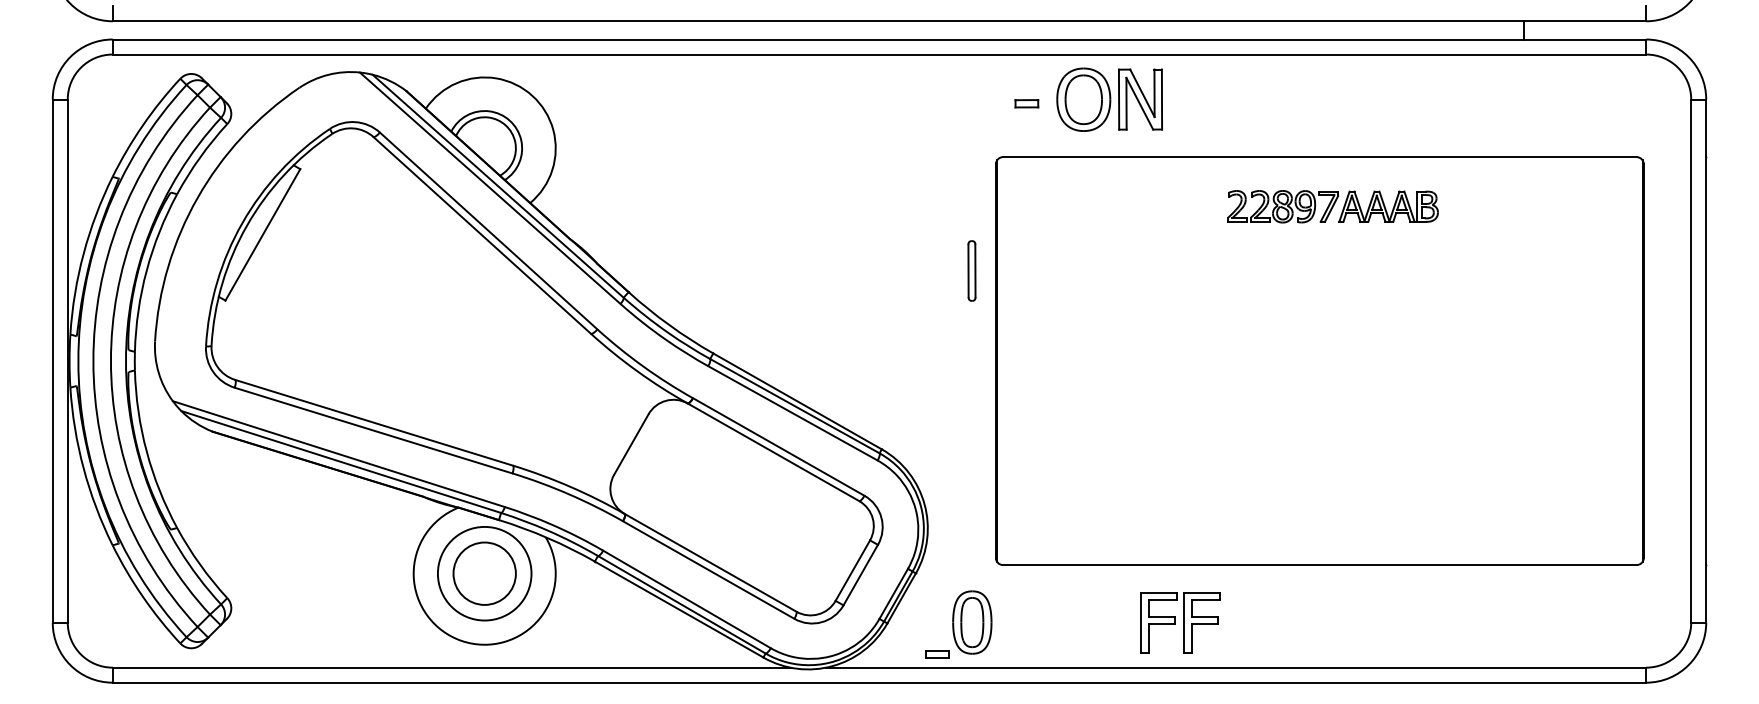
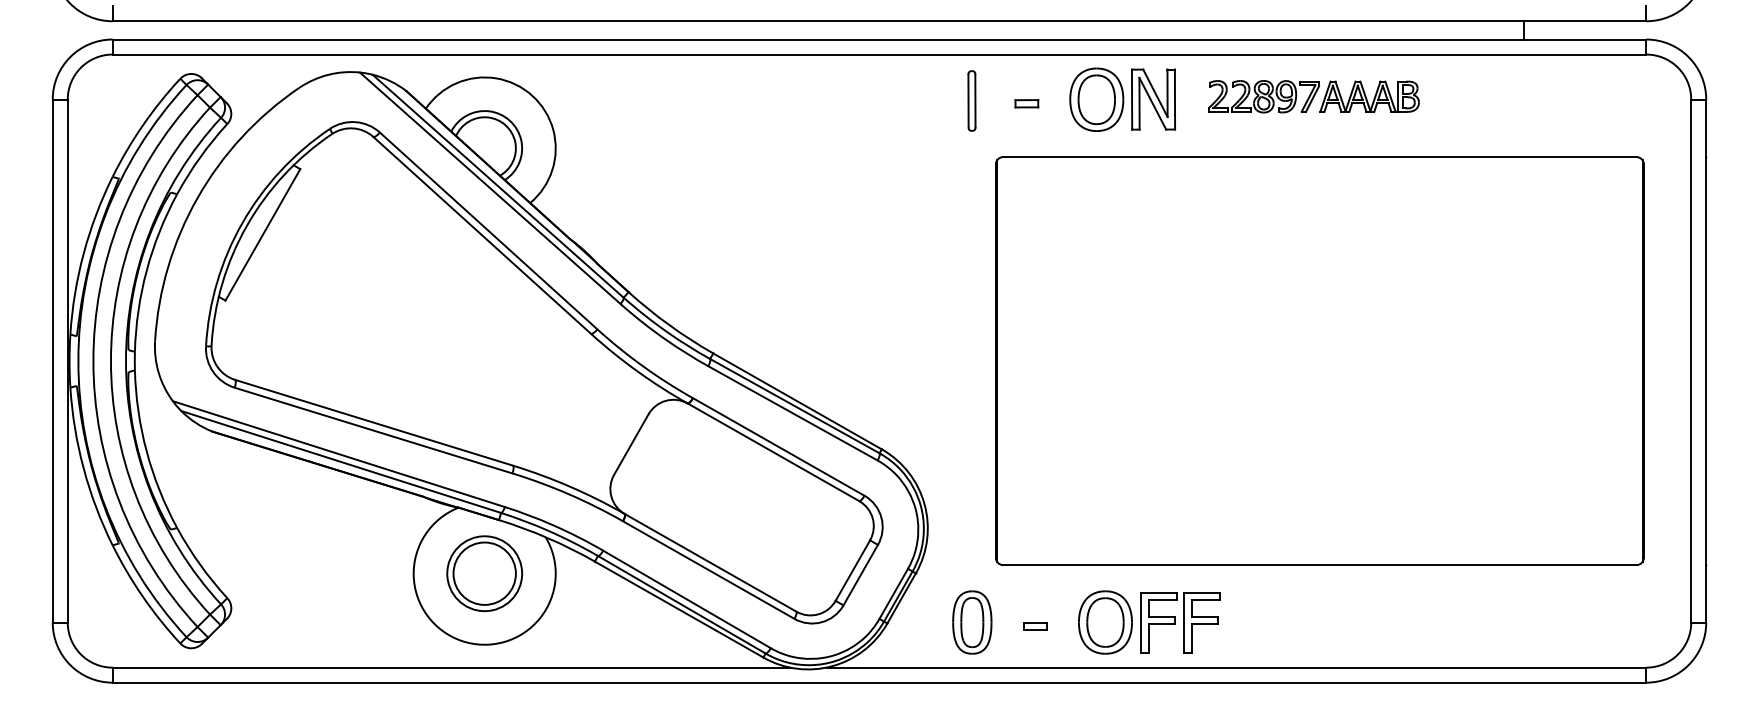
part position: (1109, 99) -> (1122, 99) (1122, 99)
part position: (1332, 206) -> (1313, 96) (1313, 96)
part position: (971, 270) -> (971, 100) (971, 100)
circle diameter: 94 px -> 75 px (484, 573)
part: none -> present (1105, 622)
part position: (937, 654) -> (1035, 626) (1035, 626)
